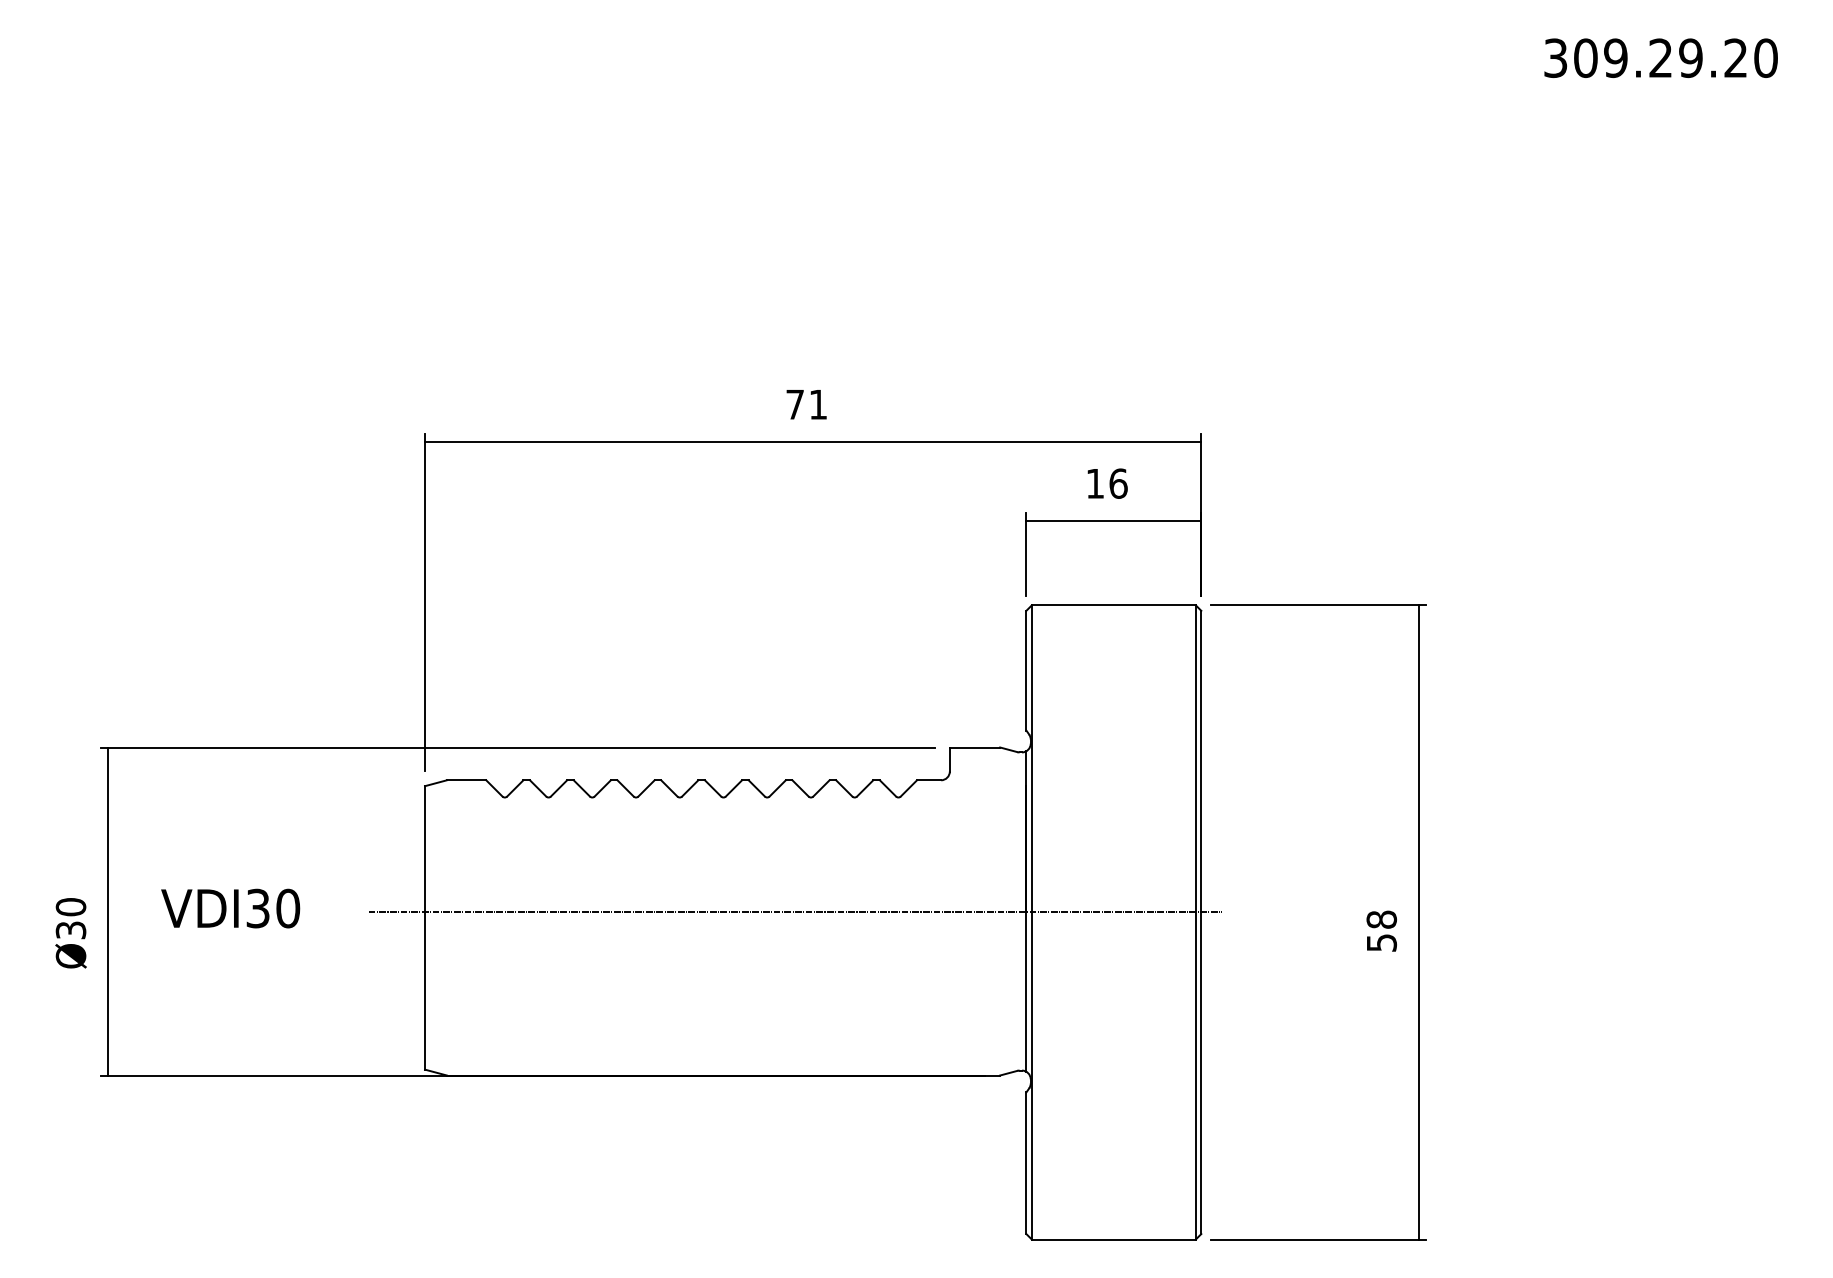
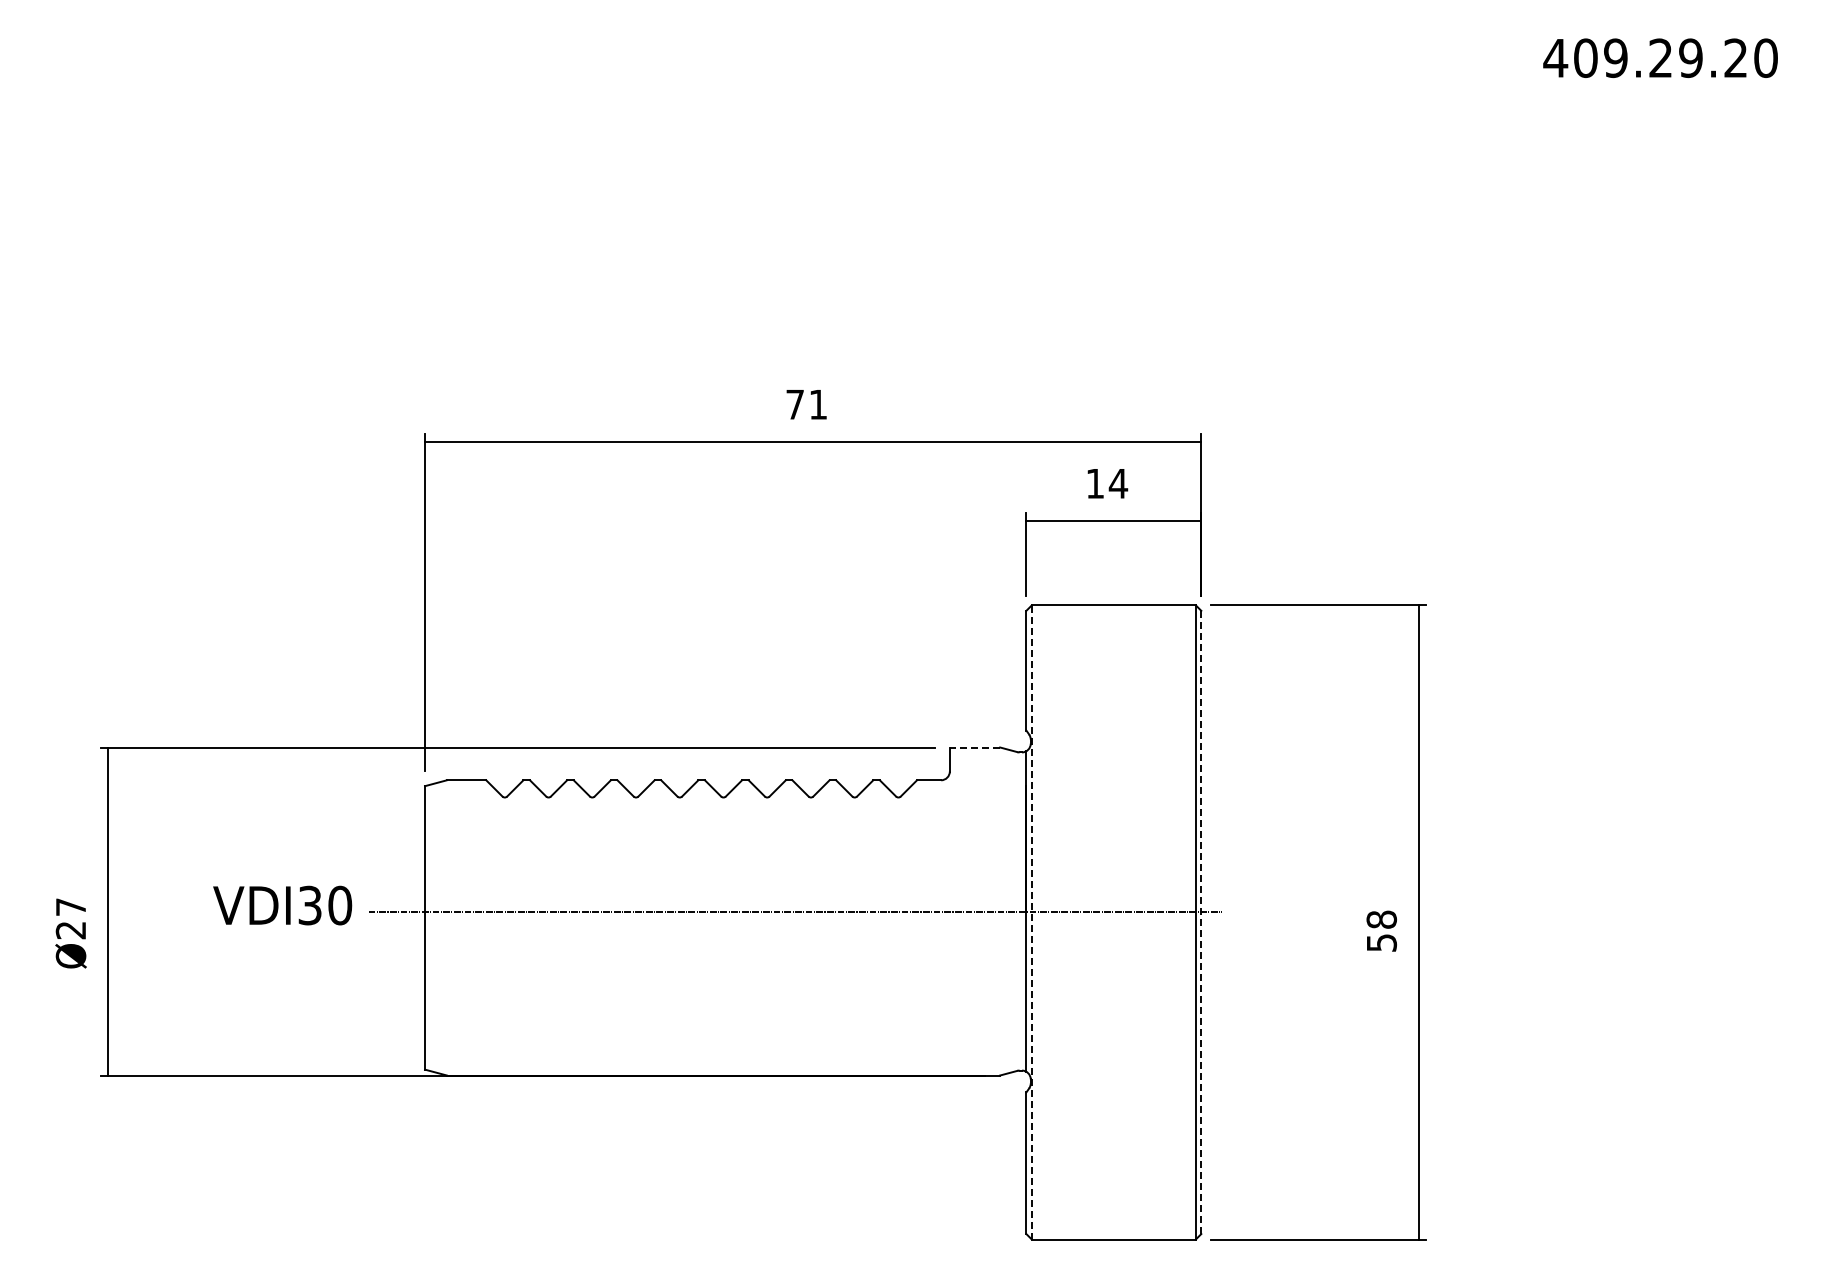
text: 309.29.20 -> 409.29.20 (1555, 58)
text: 16 -> 14 (1118, 483)
line: solid -> dashed (974, 747)
text position: (230, 908) -> (282, 905) (282, 905)
text: Ø30 -> Ø27 (70, 918)
line: solid -> dashed (1031, 921)
line: solid -> dashed (1201, 922)
